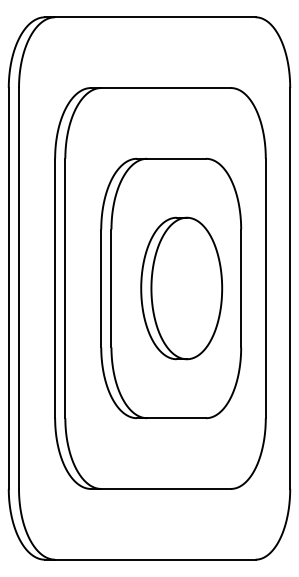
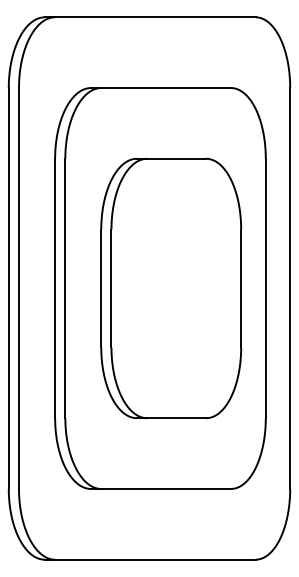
part: present -> none (181, 288)
